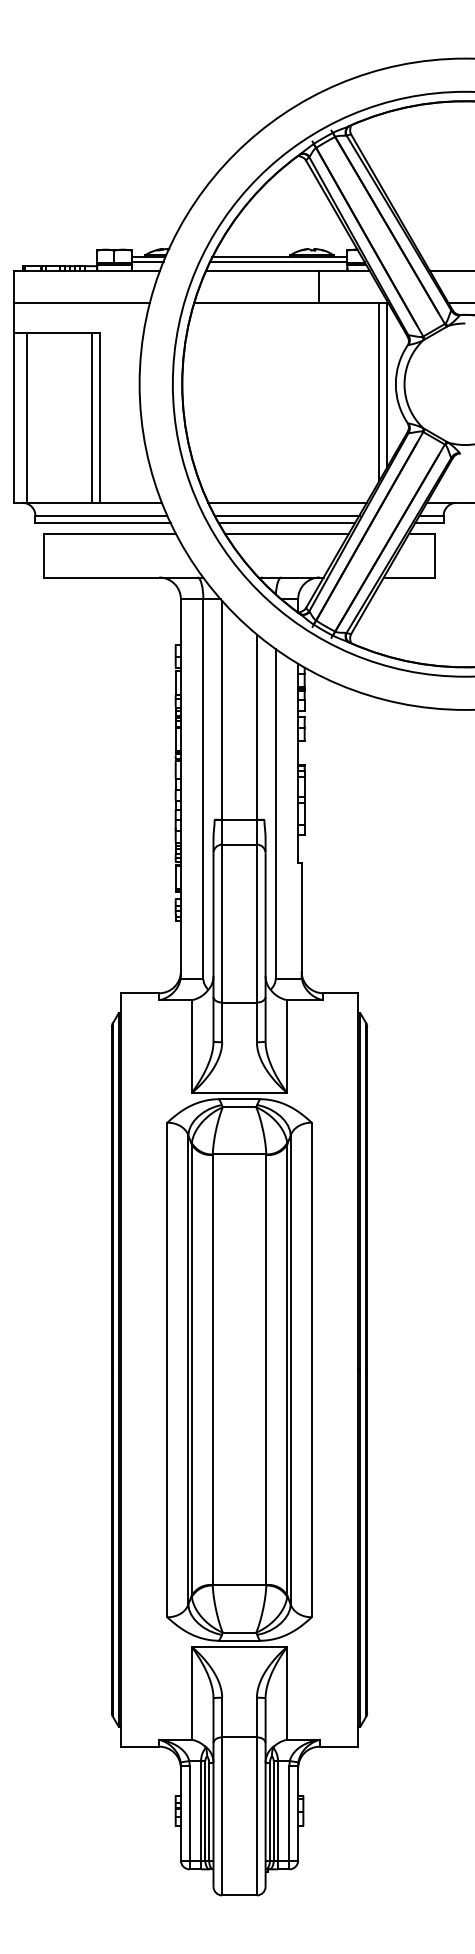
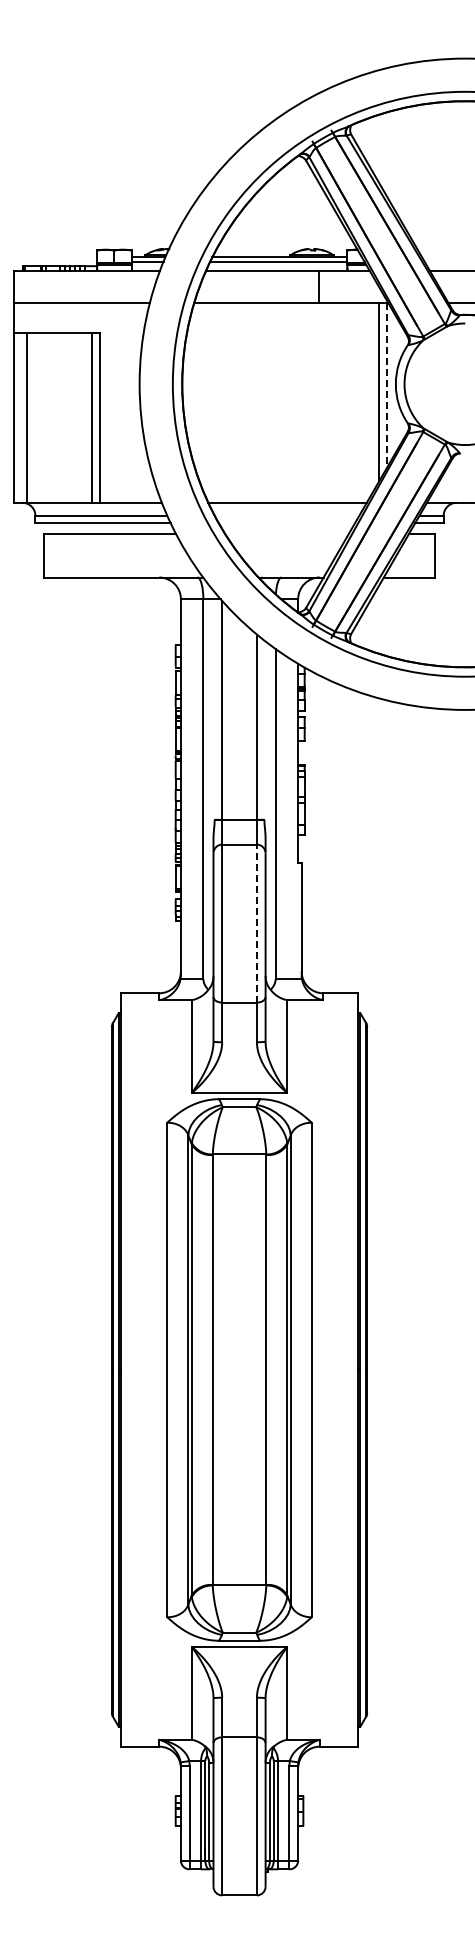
line: solid -> dashed (387, 385)
line: present -> none (286, 515)
line: present -> none (286, 523)
line: present -> none (287, 534)
line: solid -> dashed (256, 923)
